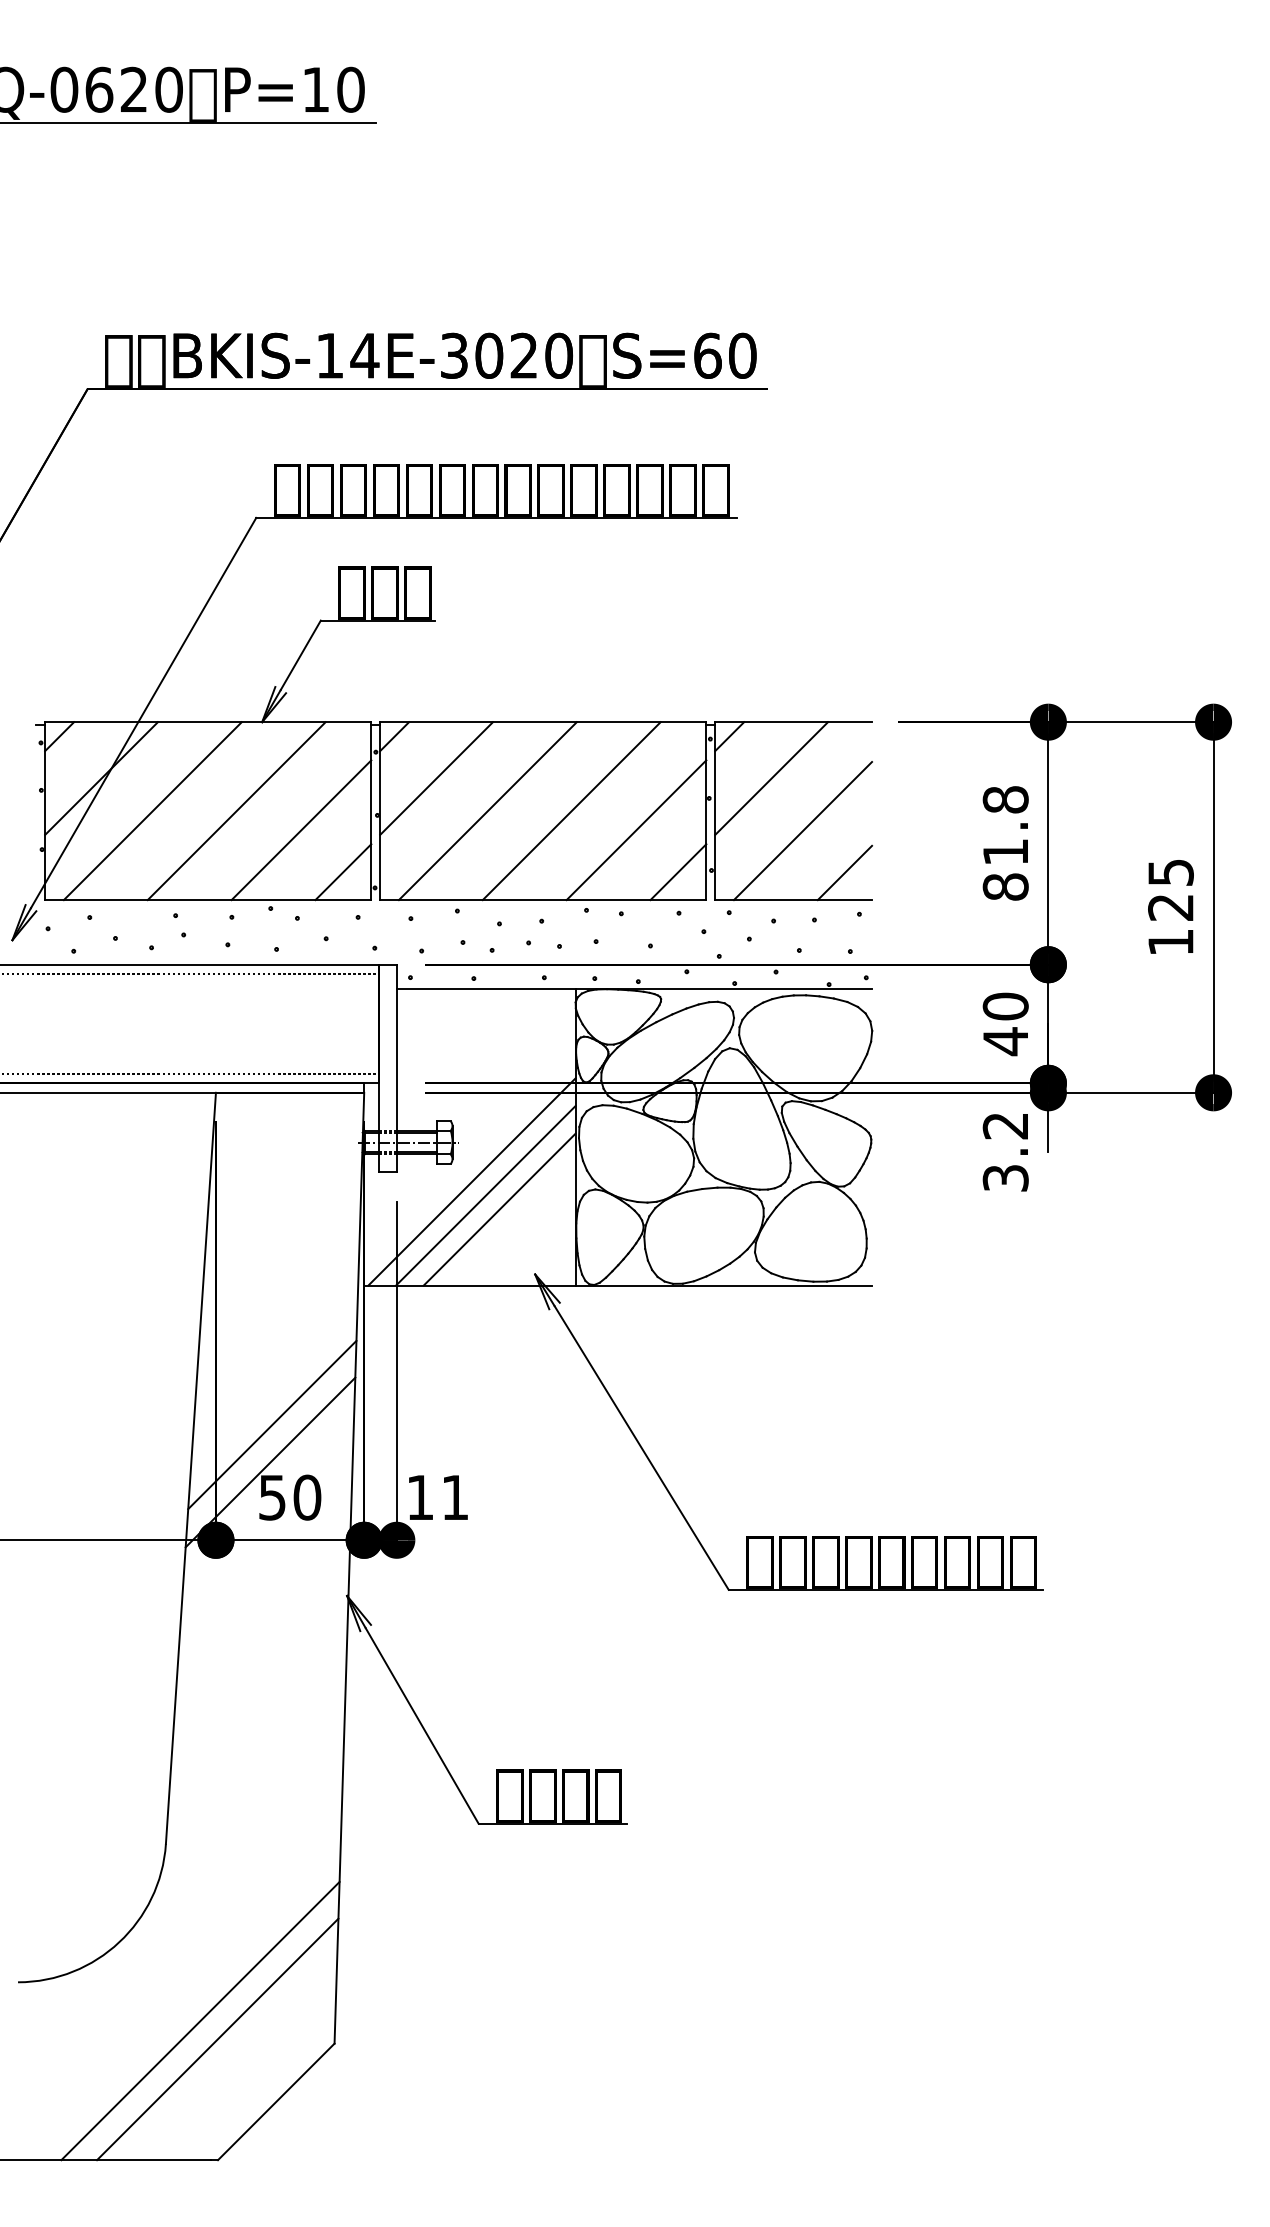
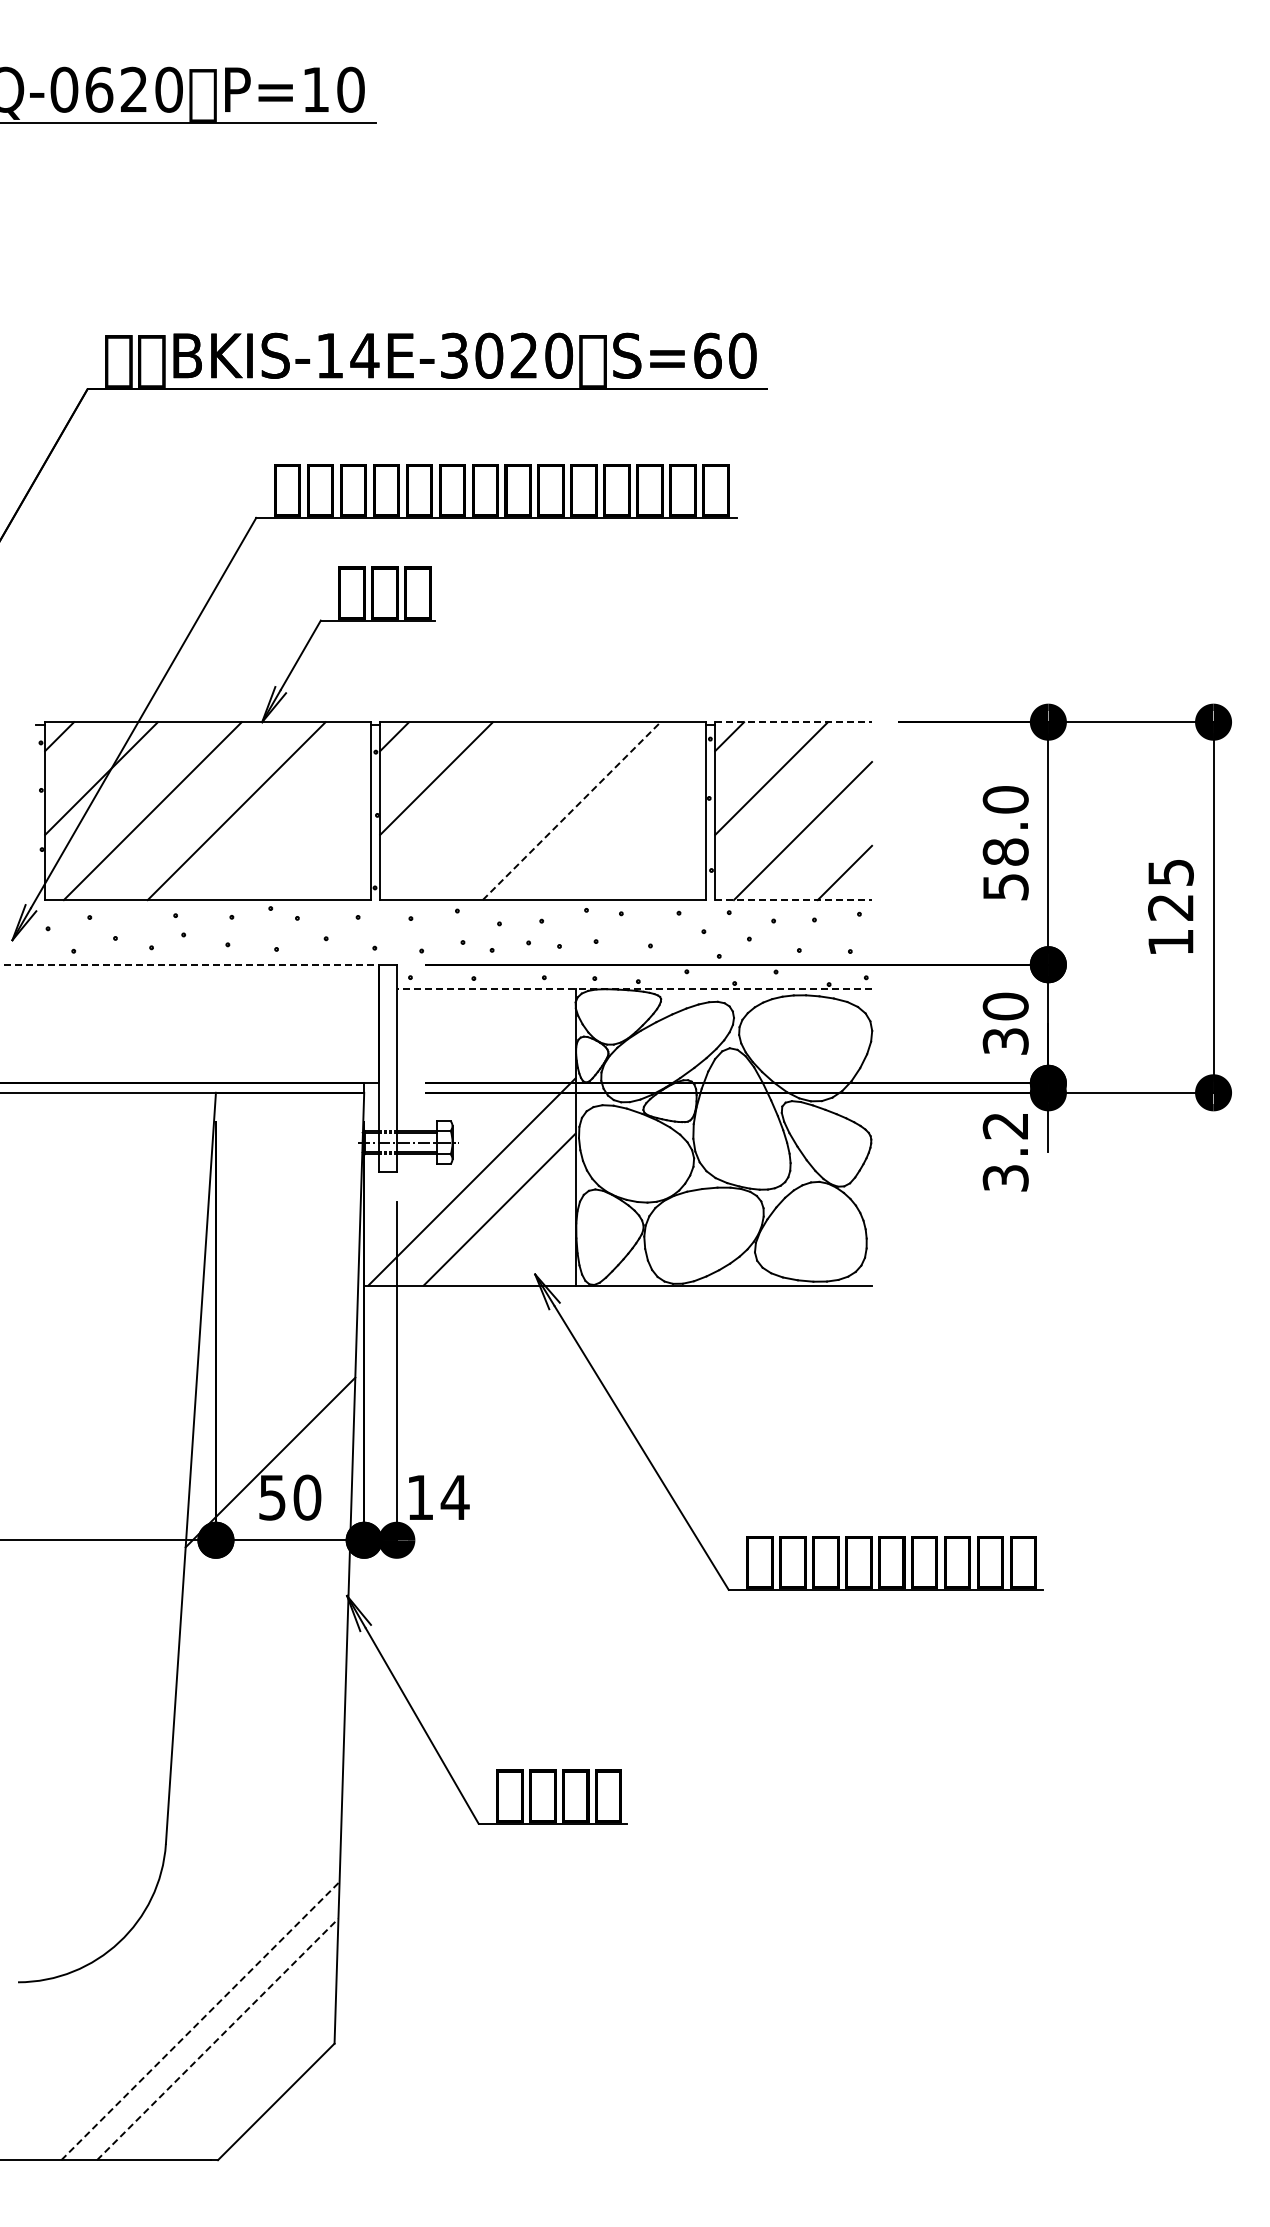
line: solid -> dashed (794, 722)
line: present -> none (487, 811)
line: solid -> dashed (571, 811)
line: present -> none (301, 830)
line: present -> none (636, 830)
text: 81.8 -> 58.0 (1005, 843)
line: present -> none (343, 872)
line: present -> none (678, 872)
line: solid -> dashed (794, 900)
line: solid -> dashed (190, 964)
line: present -> none (190, 974)
line: solid -> dashed (634, 989)
text: 40 -> 30 (1005, 1041)
line: present -> none (190, 1073)
line: present -> none (485, 1195)
line: present -> none (272, 1424)
text: 11 -> 14 (454, 1497)
line: solid -> dashed (200, 2021)
line: solid -> dashed (217, 2039)
